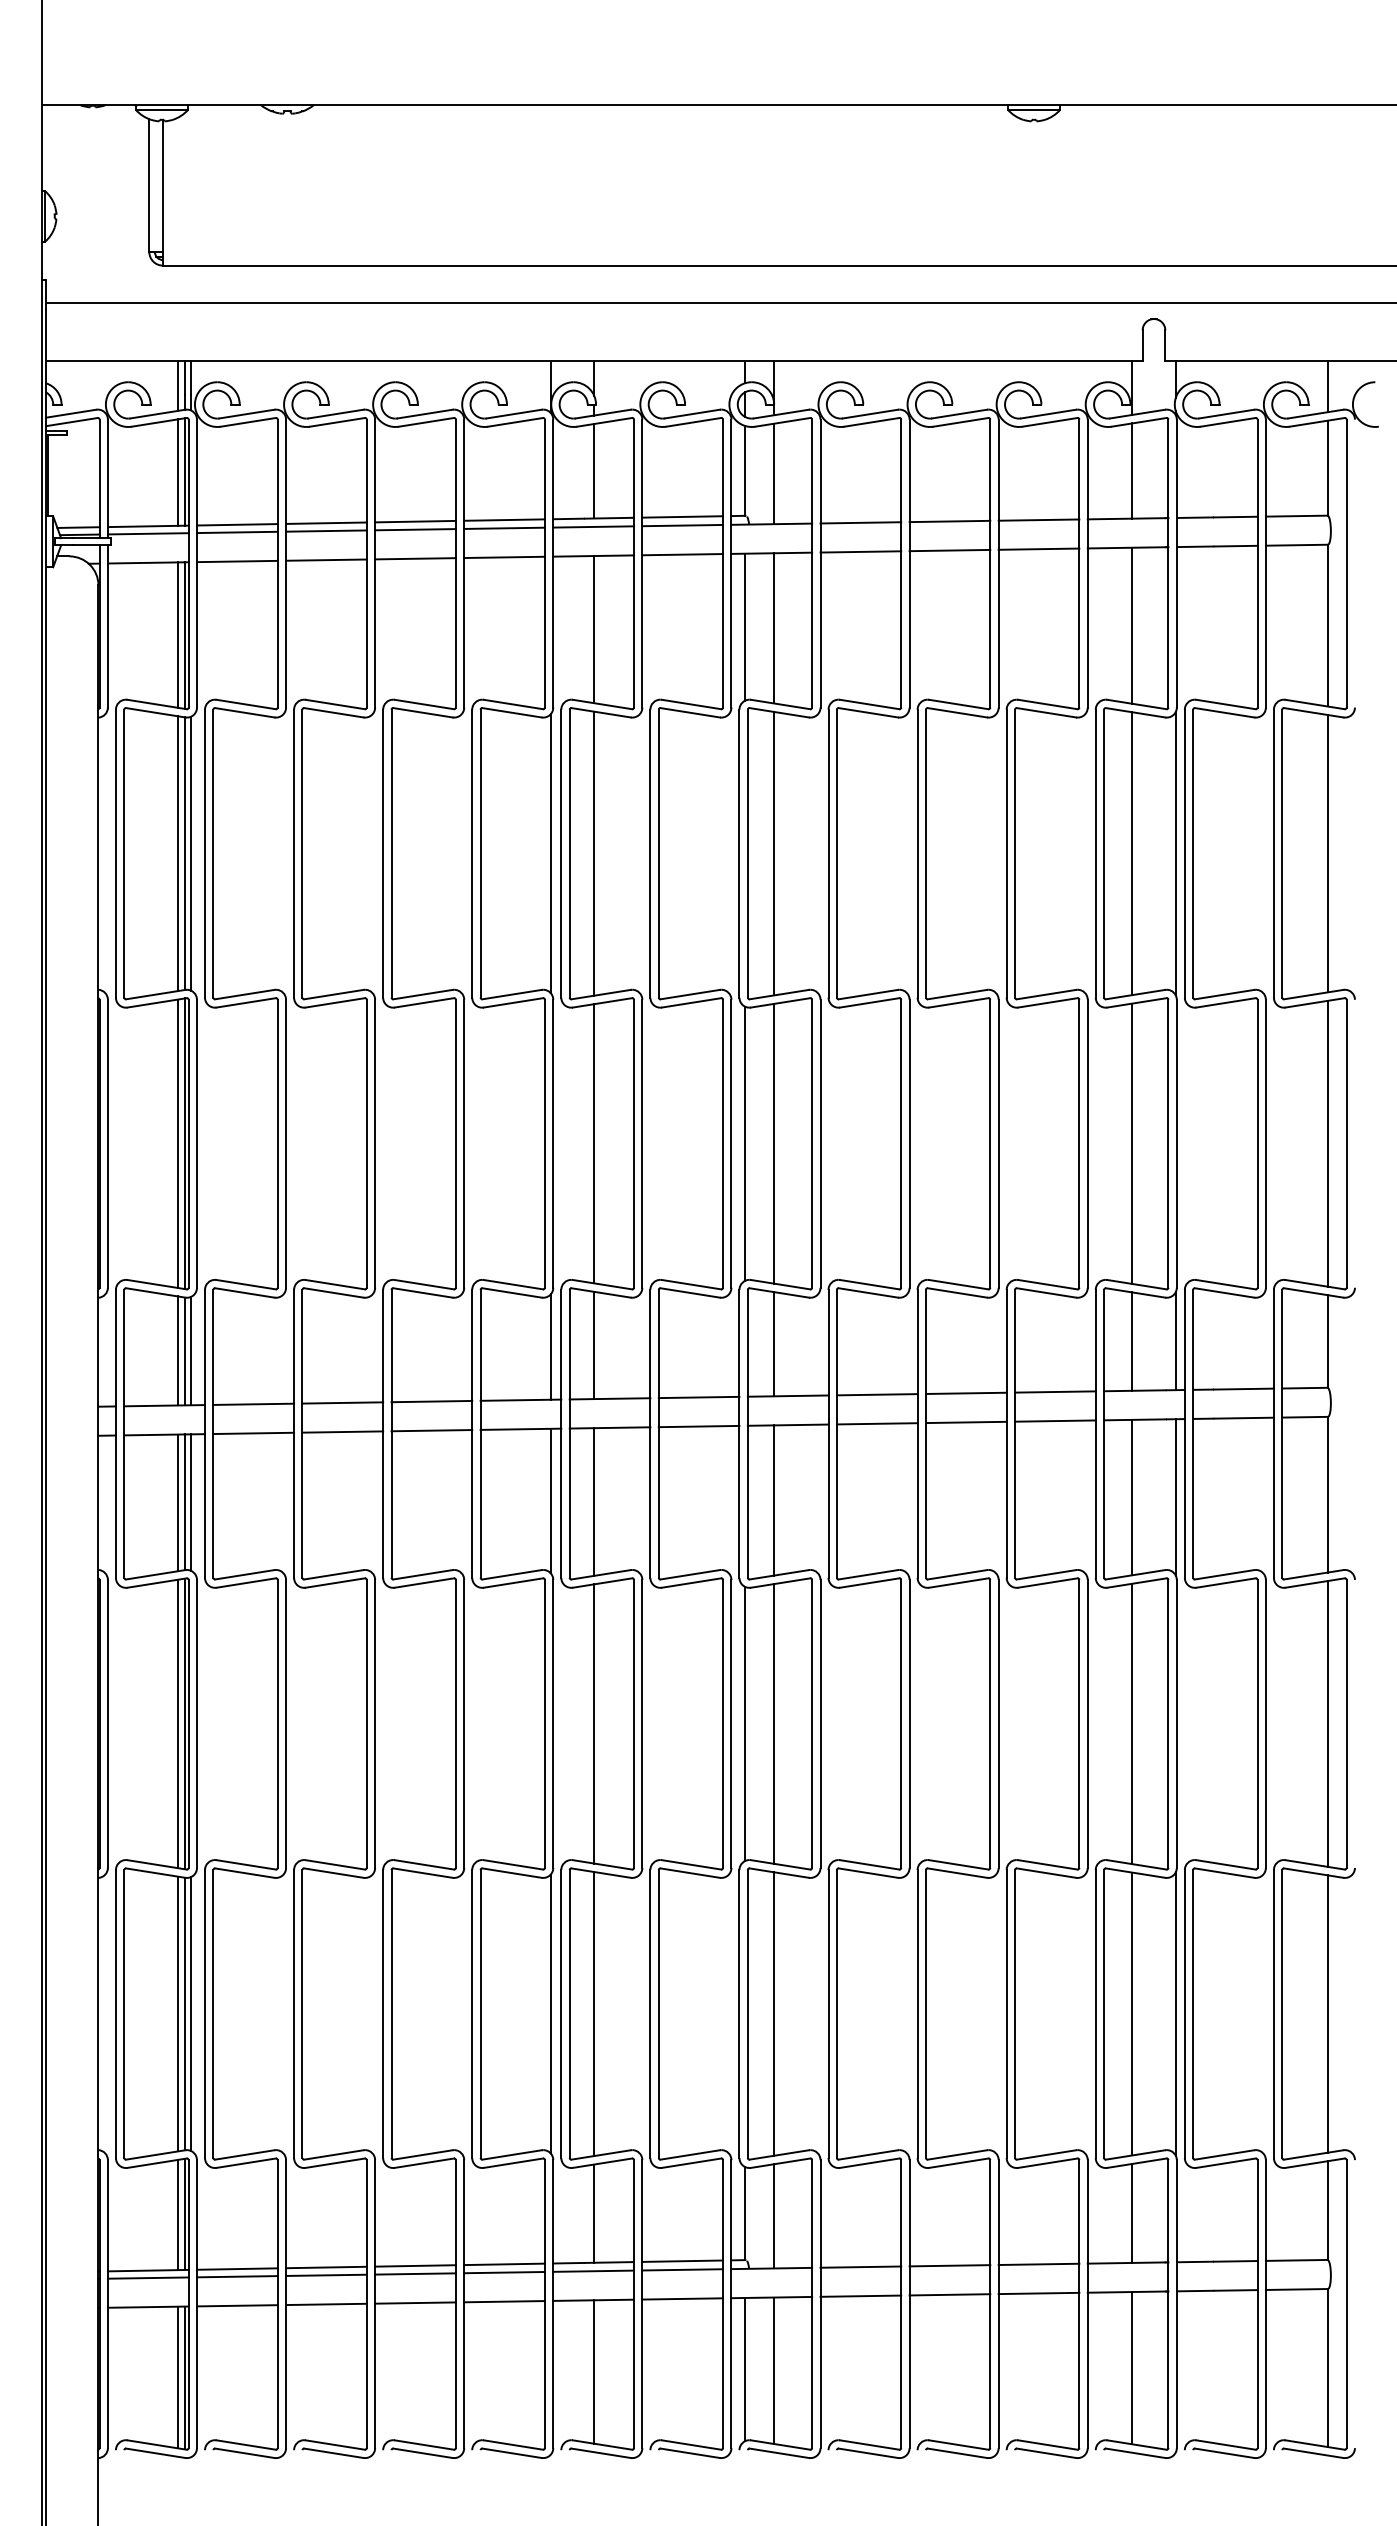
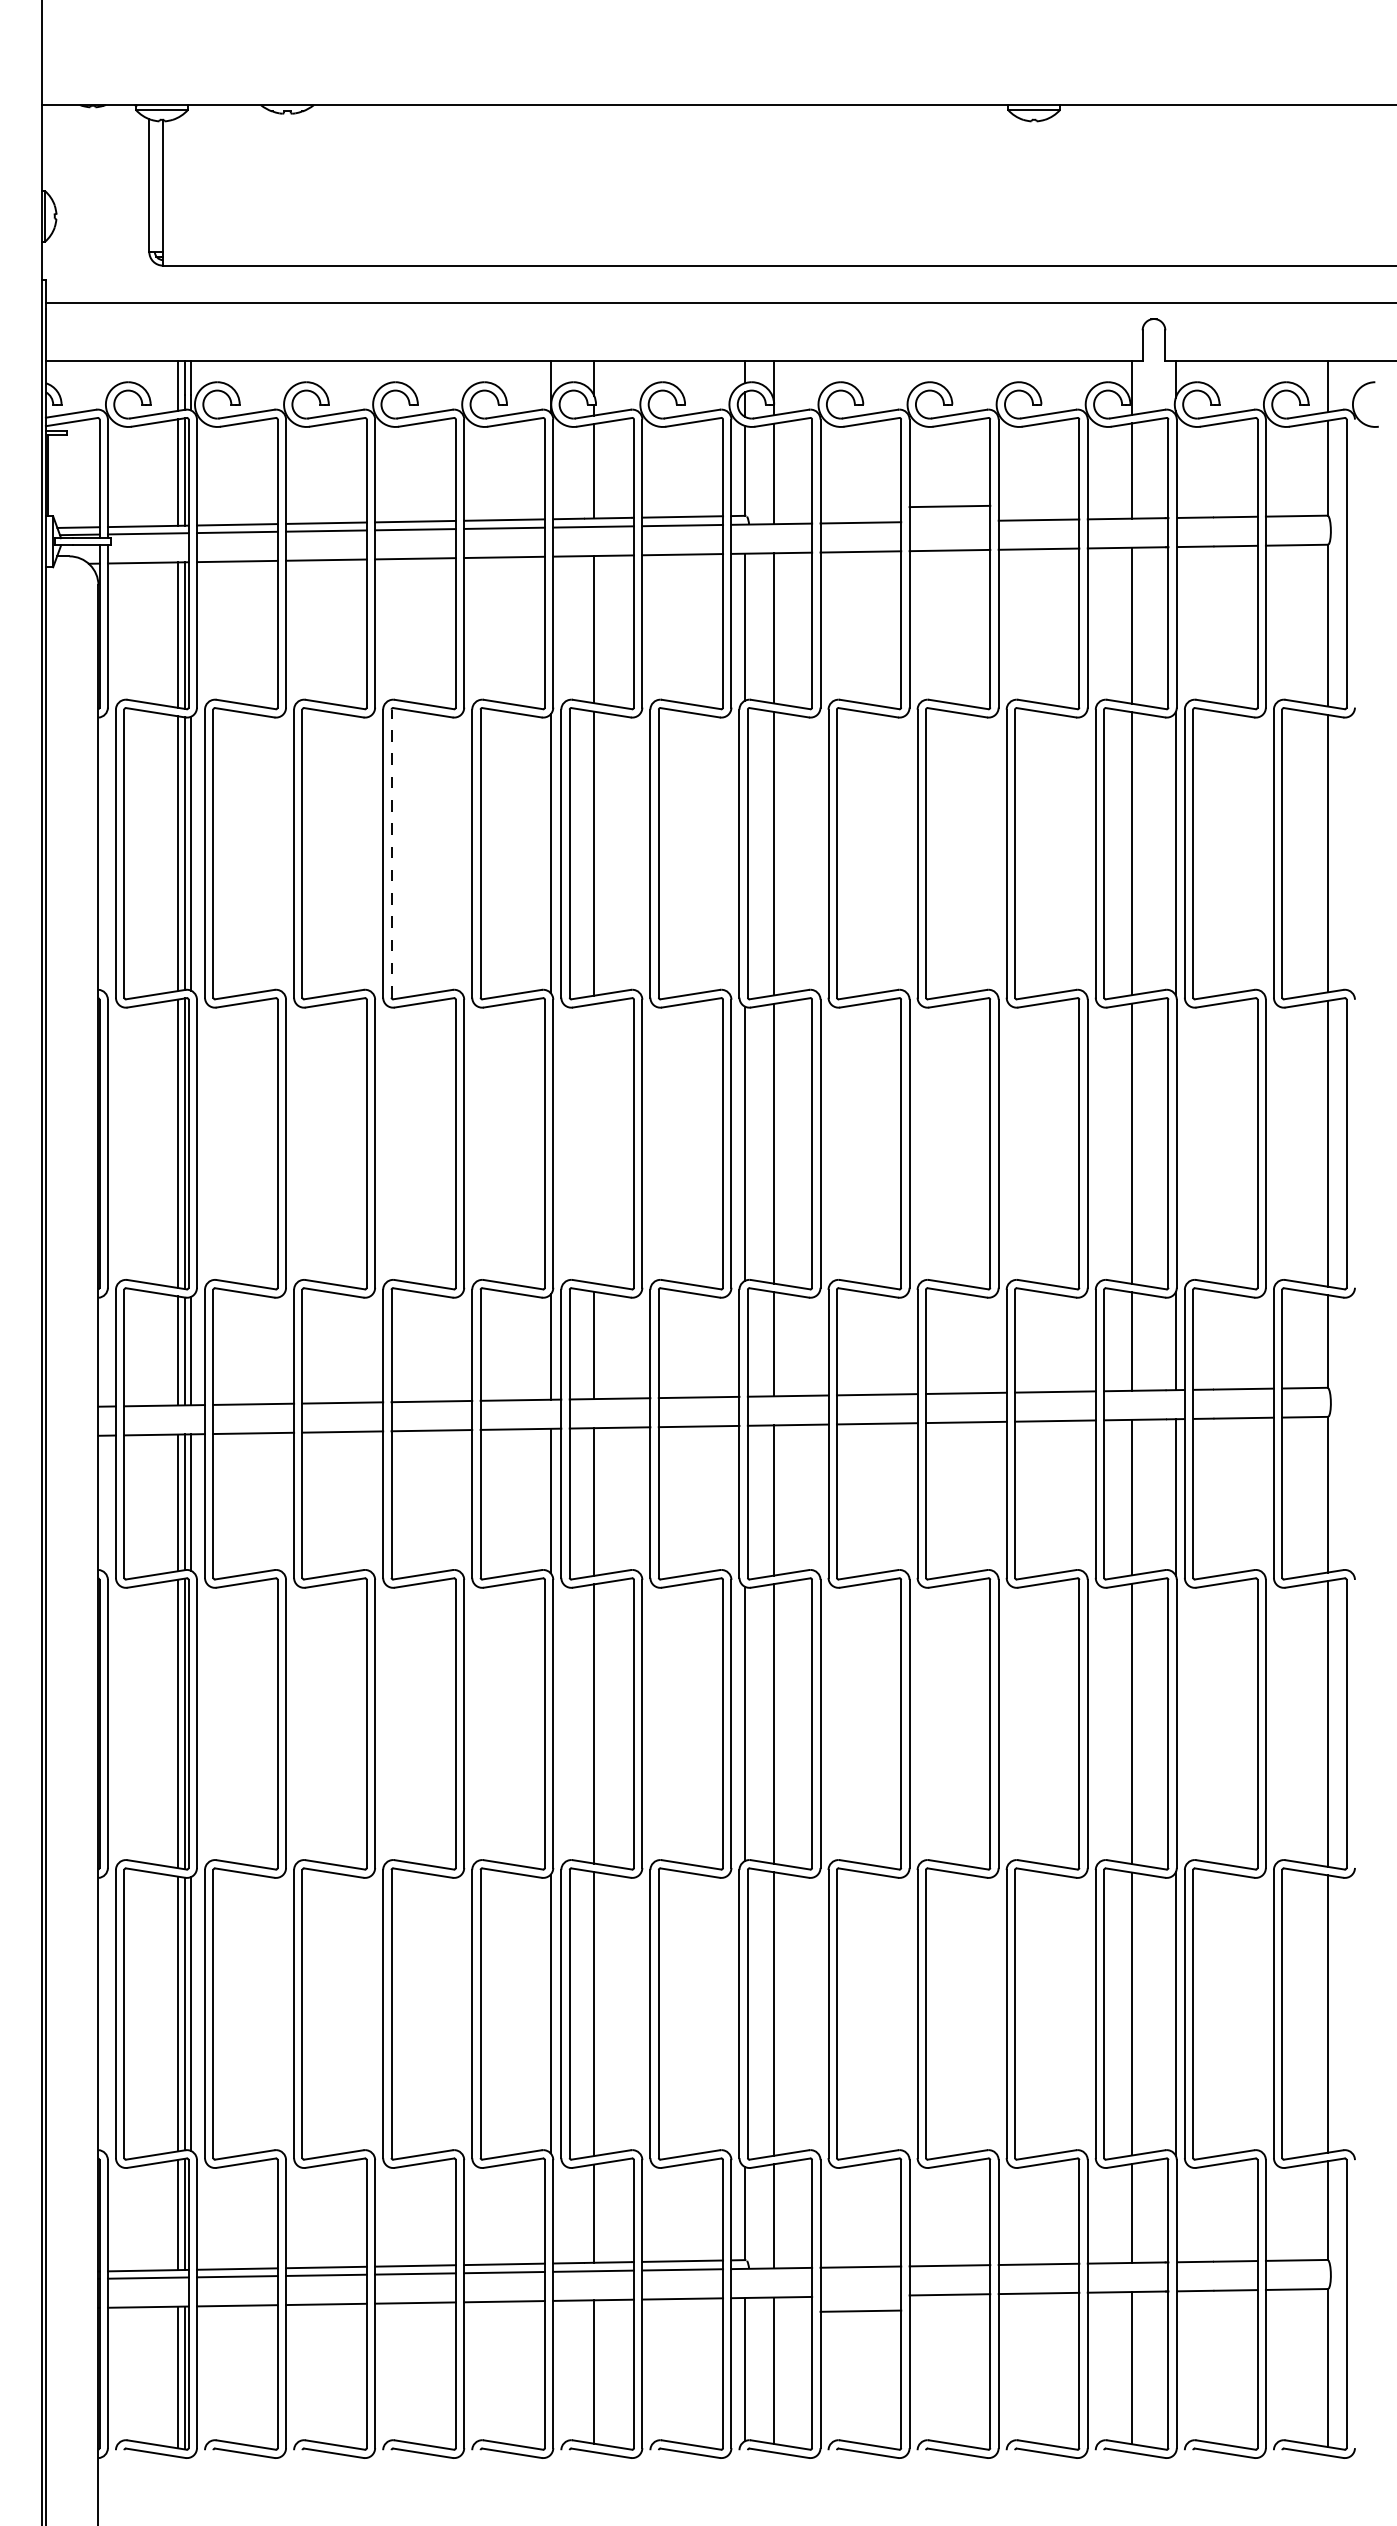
line position: (949, 521) -> (949, 506) (949, 506)
line: solid -> dashed (391, 853)
line: present -> none (594, 1143)
line position: (860, 2295) -> (860, 2310) (860, 2310)
